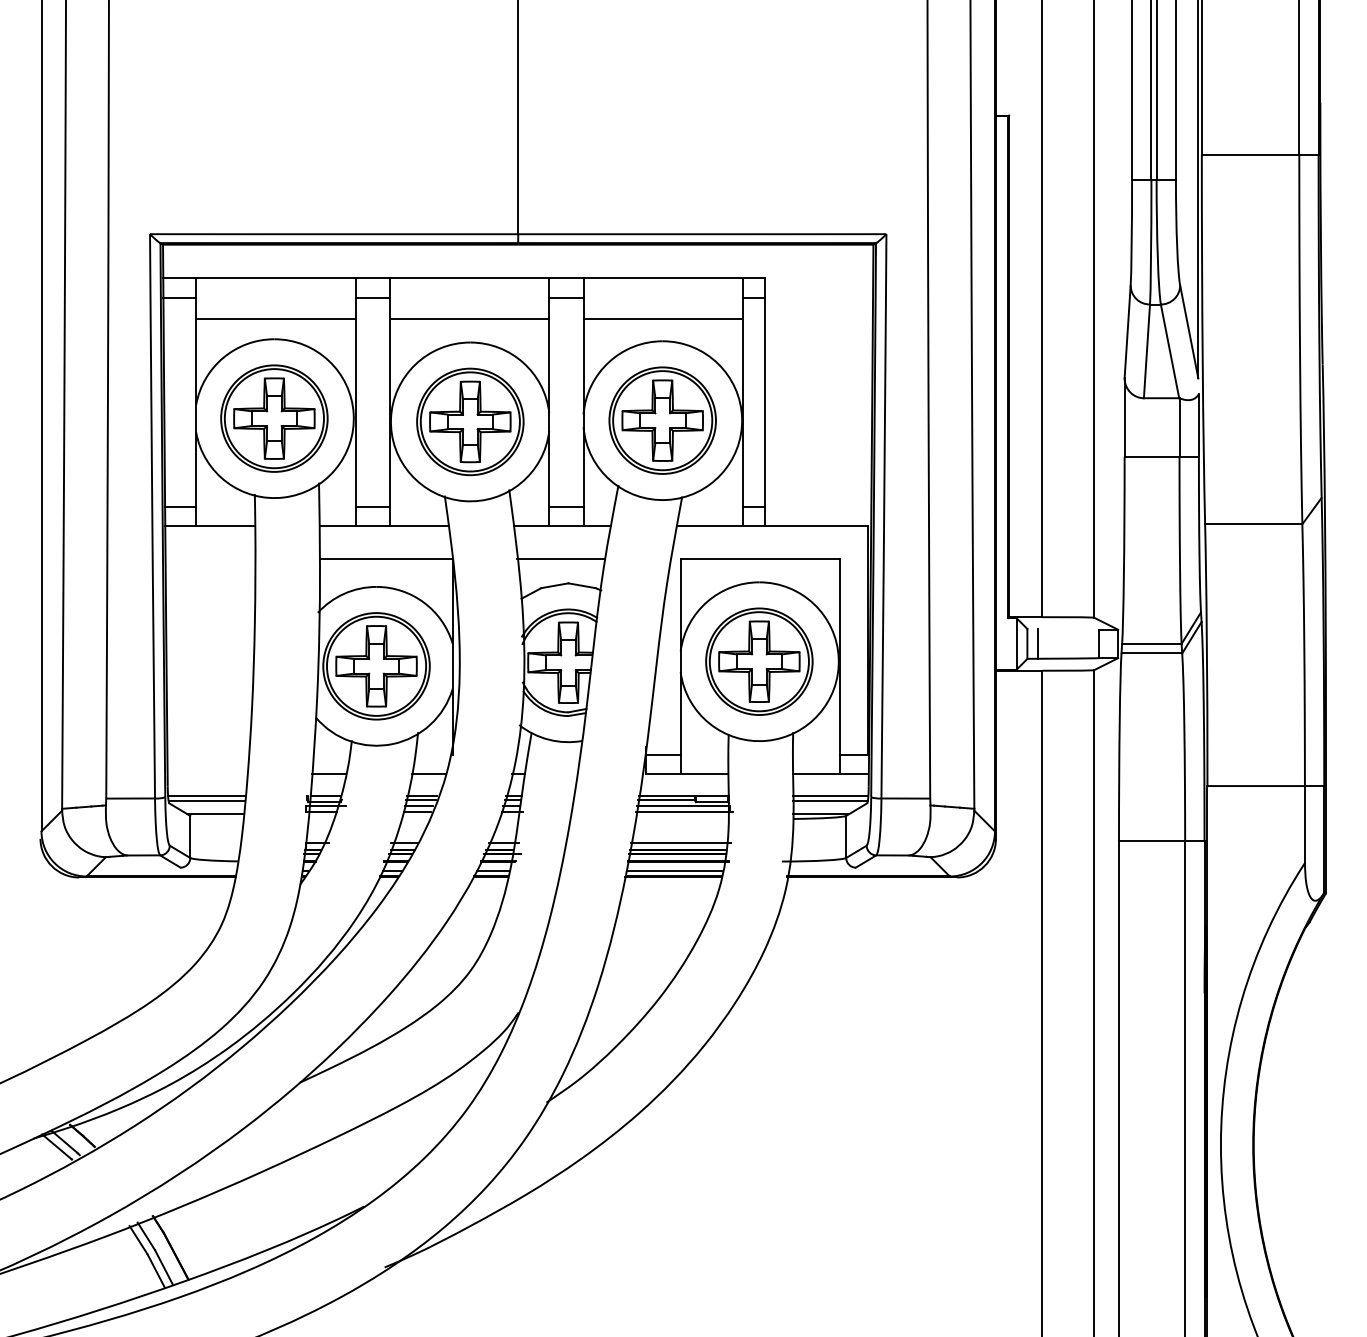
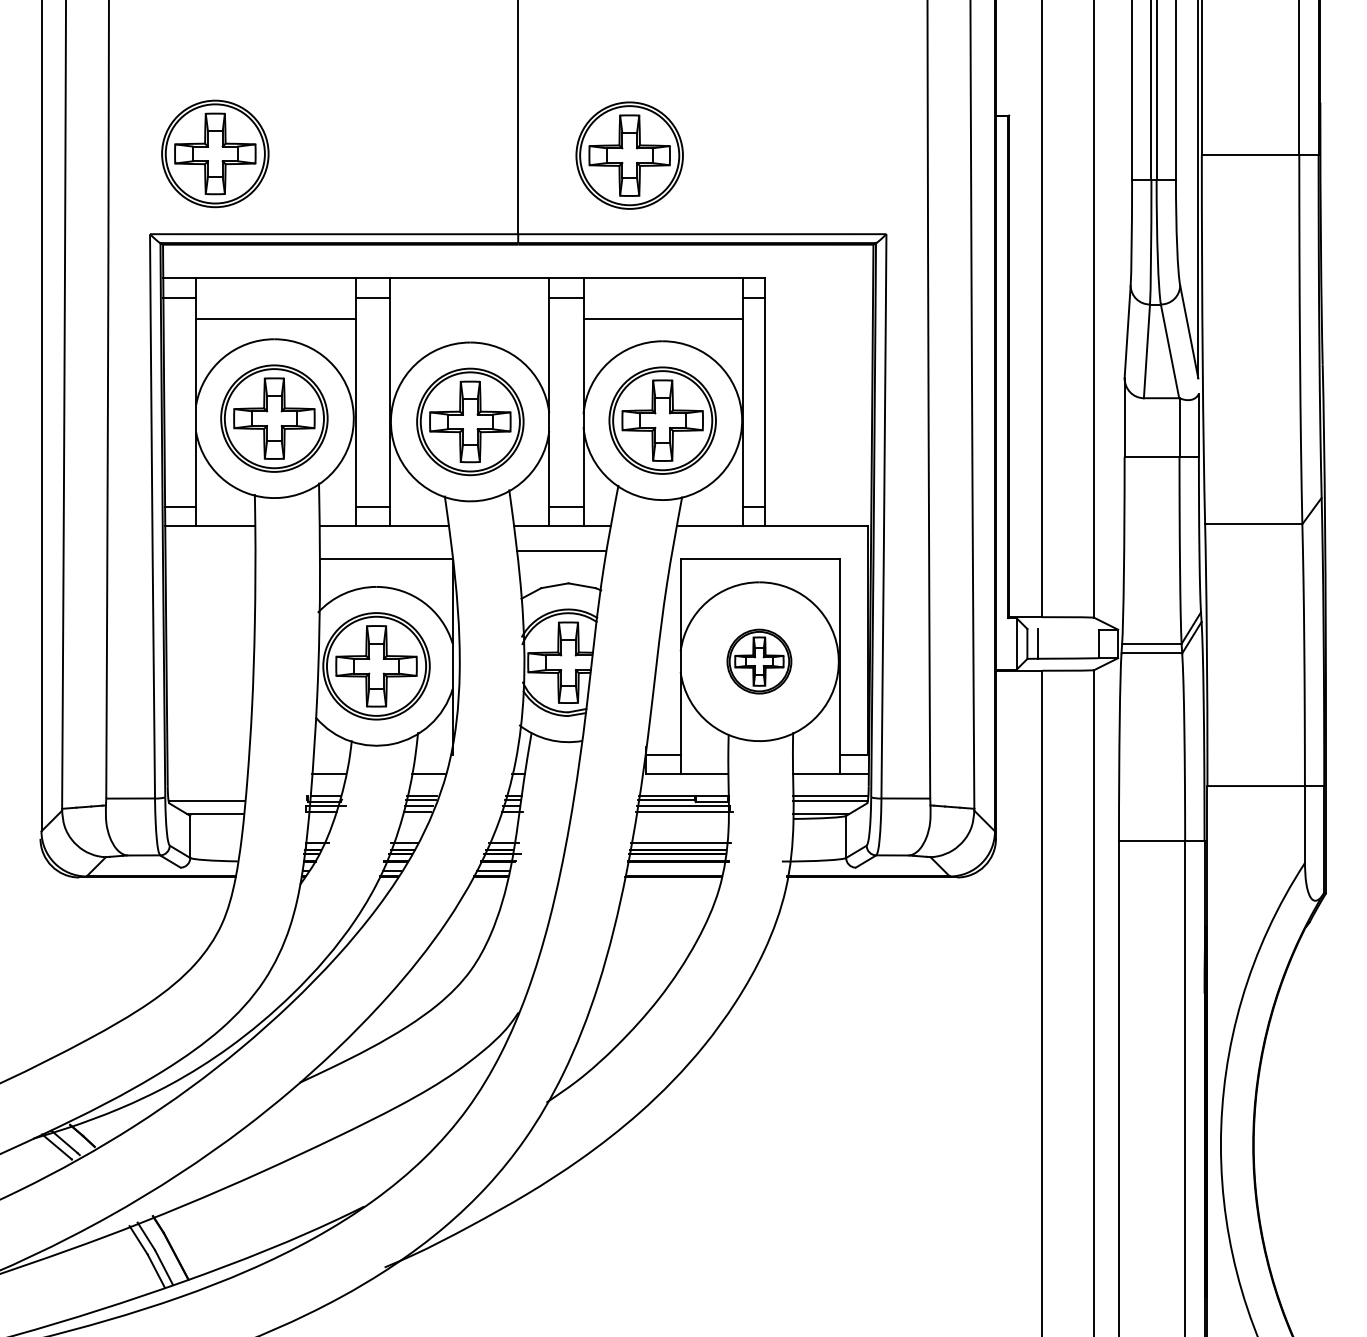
part: none -> present (215, 153)
part: none -> present (629, 155)
line: present -> none (469, 319)
line position: (561, 558) -> (561, 550) (561, 550)
part size: 109x109 px -> 67x67 px (759, 661)
line: present -> none (206, 795)
line: present -> none (674, 871)
